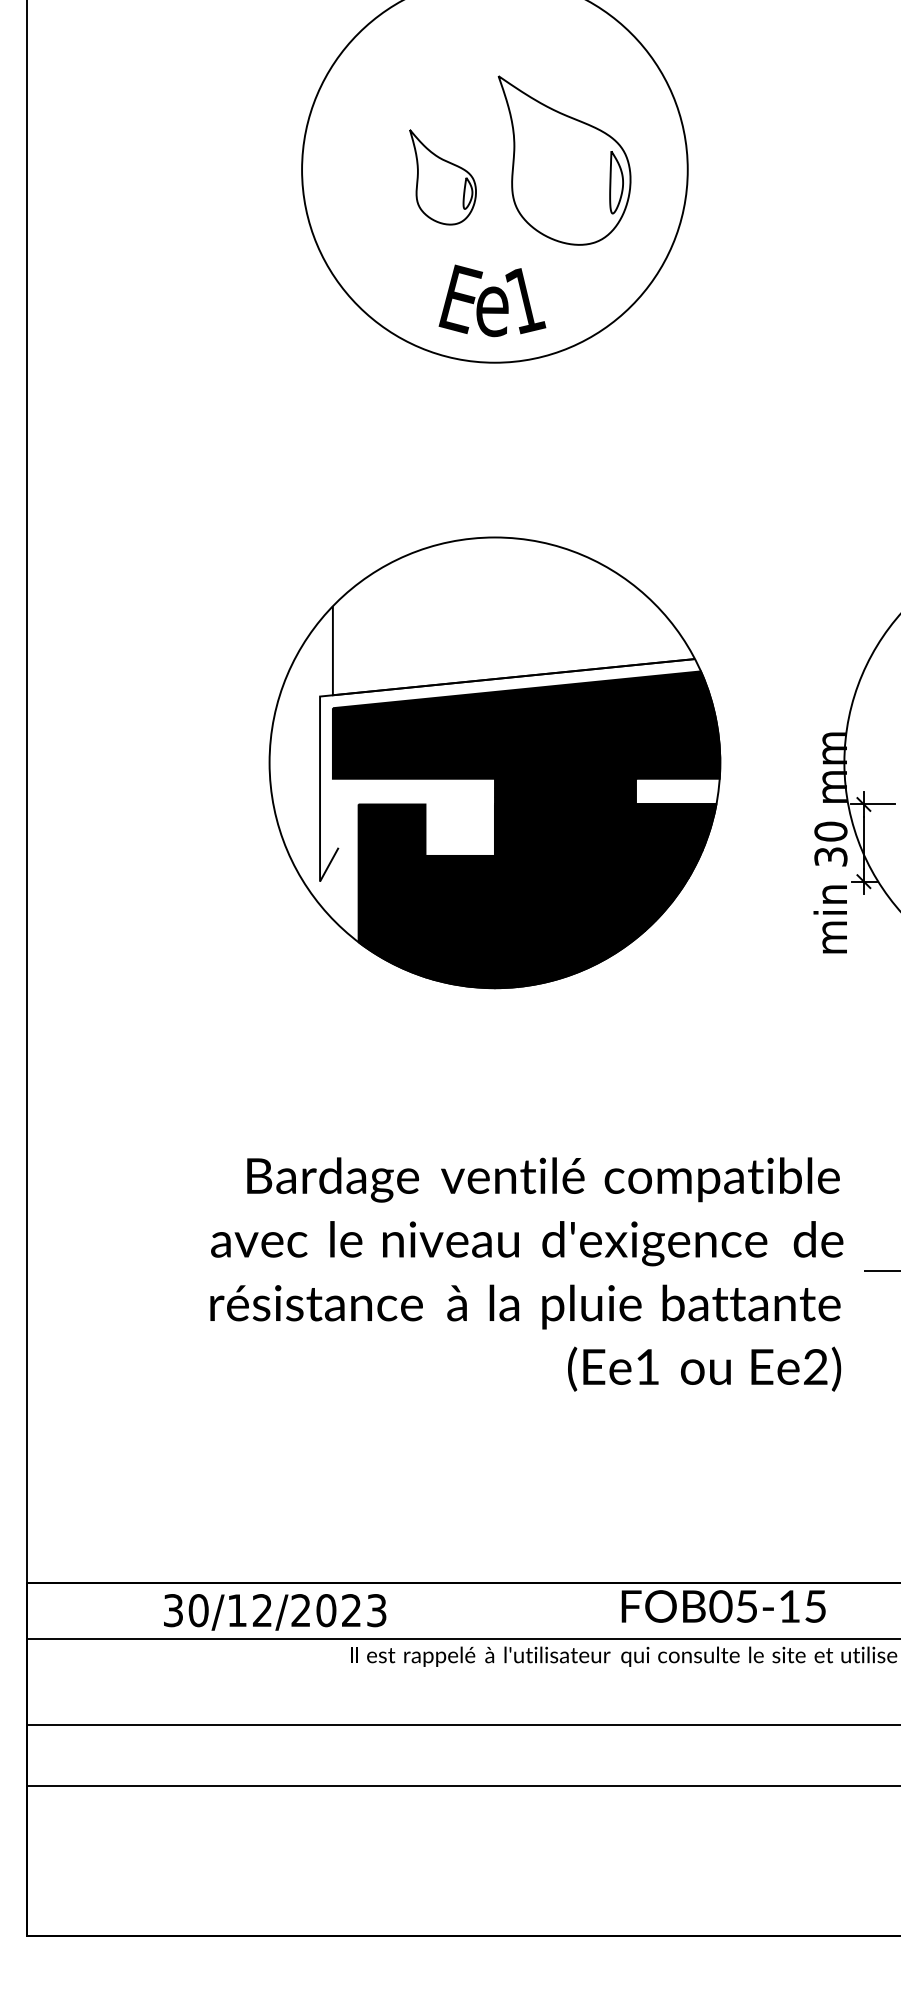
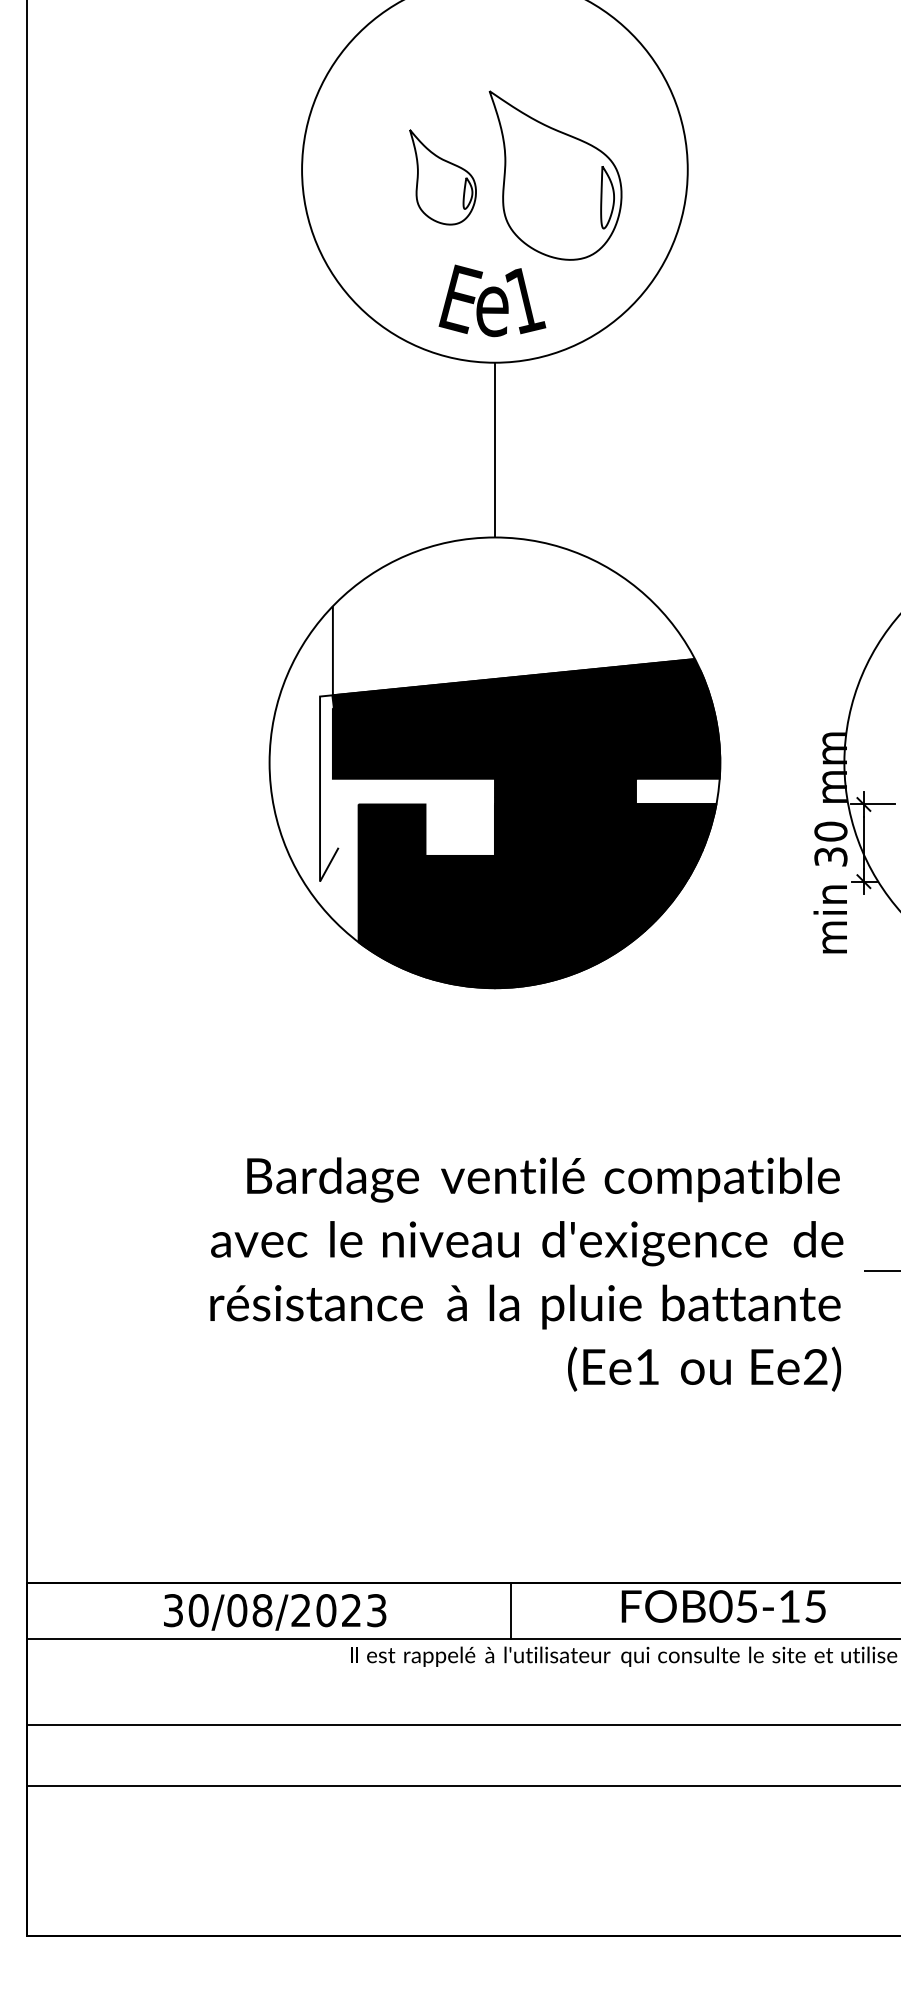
part position: (564, 160) -> (555, 175) (555, 175)
line: none -> present (494, 449)
fill: none -> present (515, 683)
text: 30/12/2023 -> 30/08/2023 (249, 1610)
line: none -> present (510, 1610)
